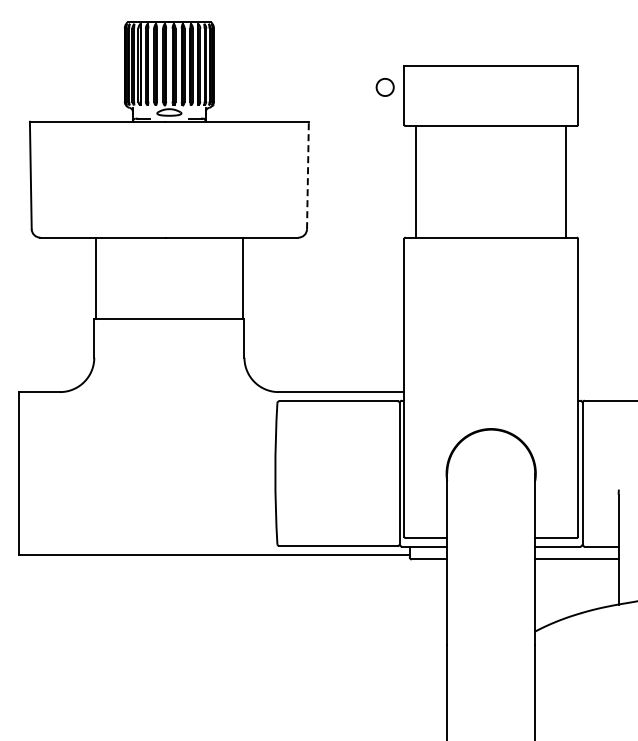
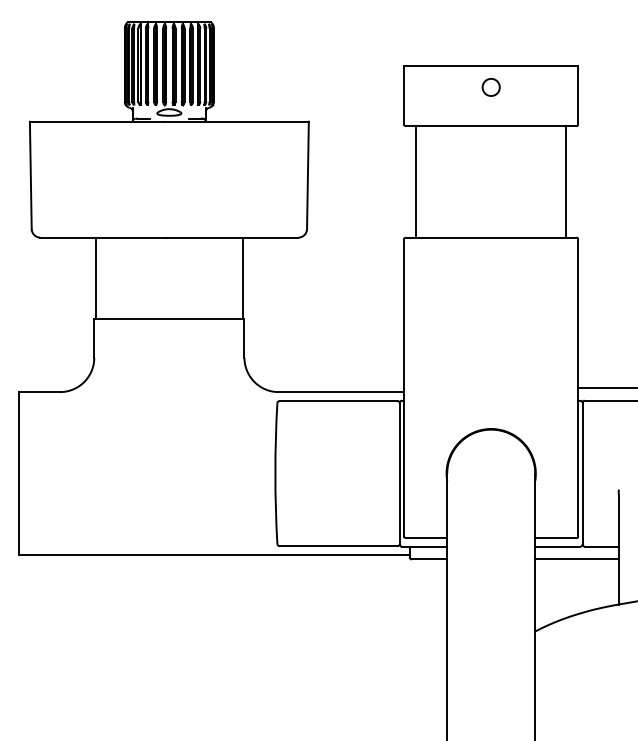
part position: (384, 87) -> (490, 87) (490, 87)
line: dashed -> solid (307, 175)
line: none -> present (606, 387)
